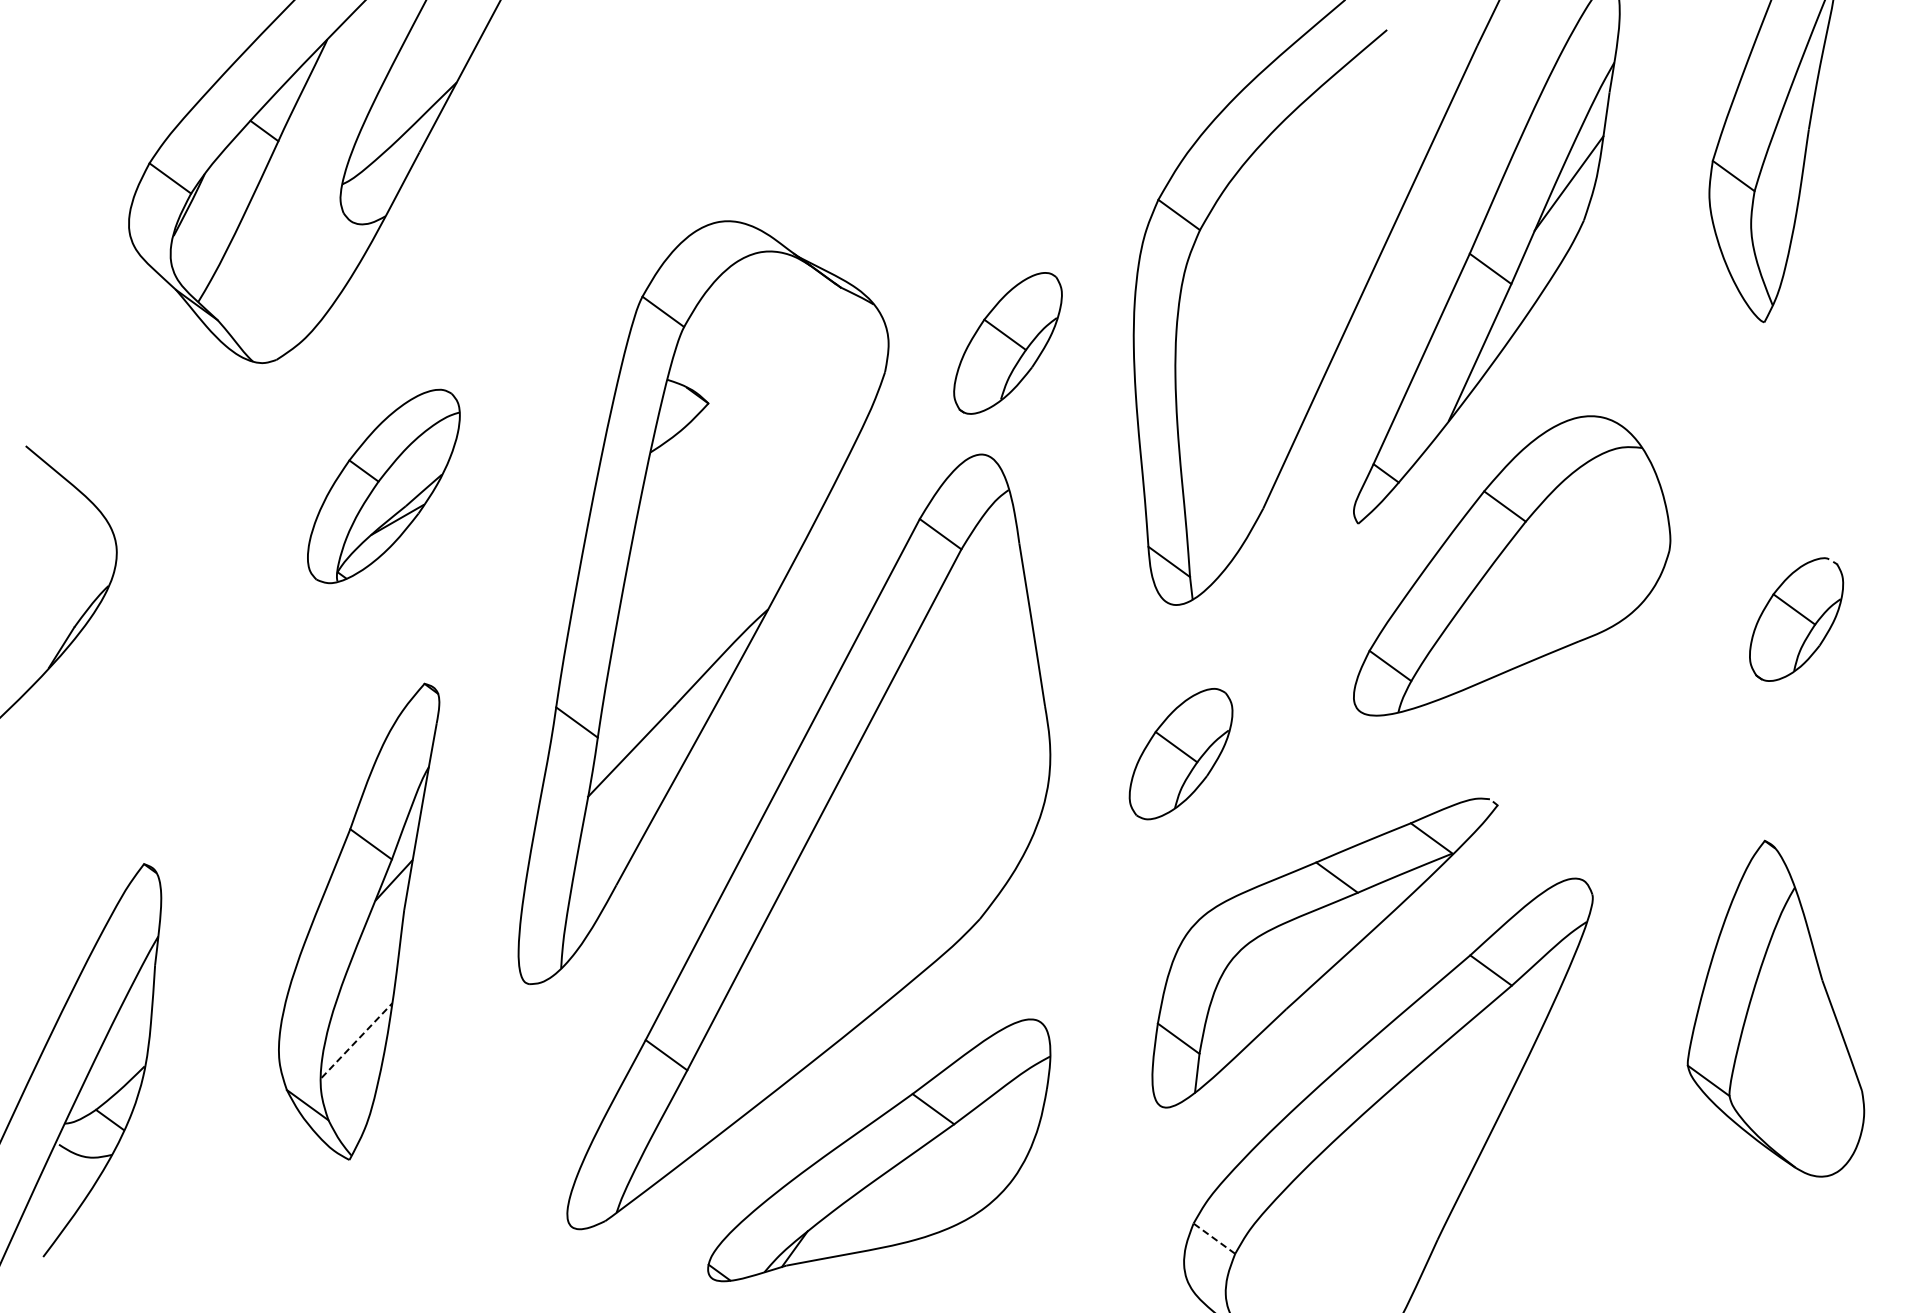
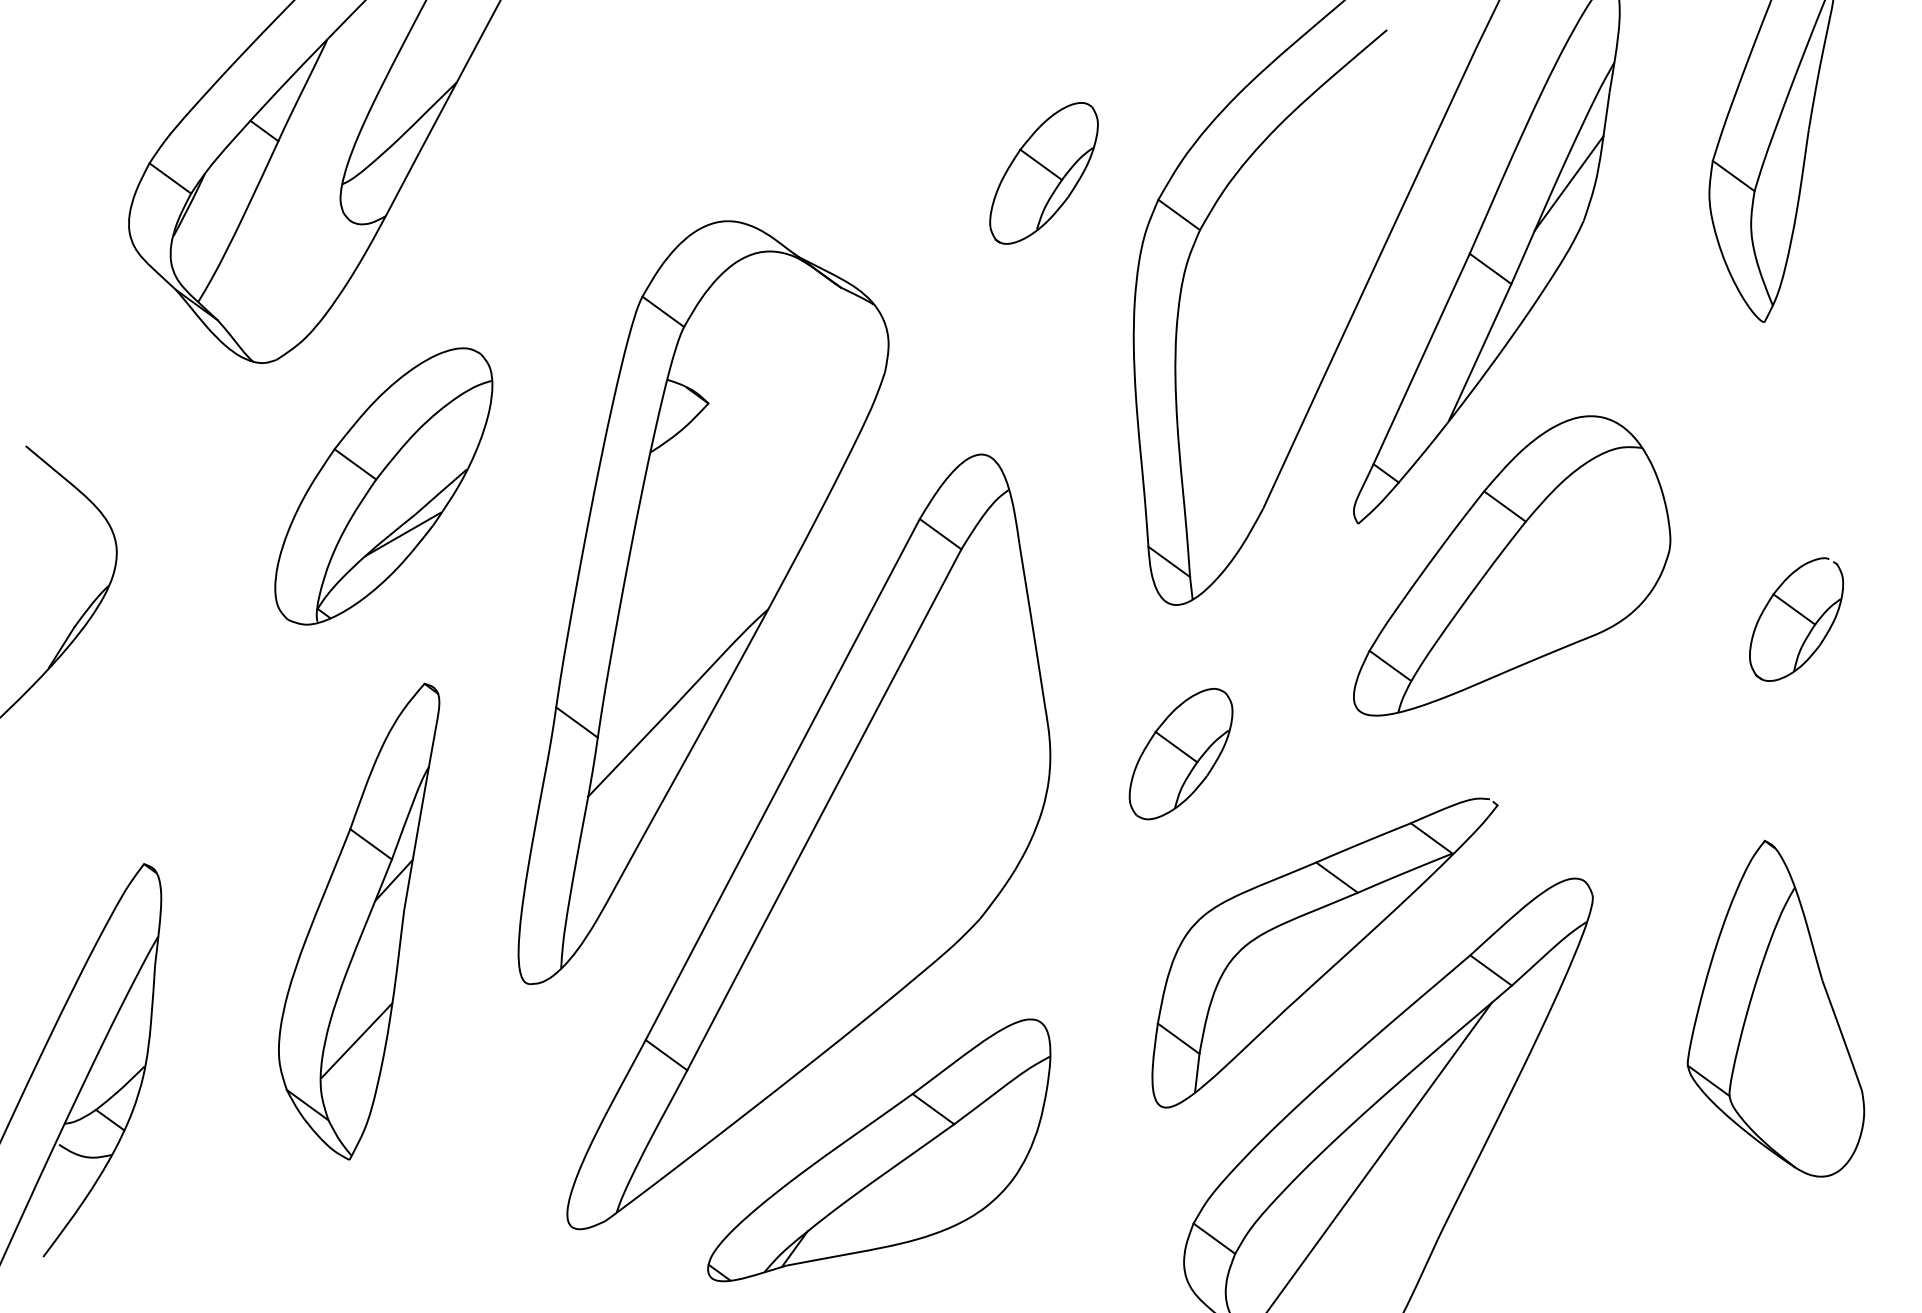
part position: (1007, 343) -> (1043, 173) (1043, 173)
part size: 154x197 px -> 220x279 px (383, 486)
line: dashed -> solid (357, 1040)
line: none -> present (1379, 1155)
line: dashed -> solid (1214, 1238)
